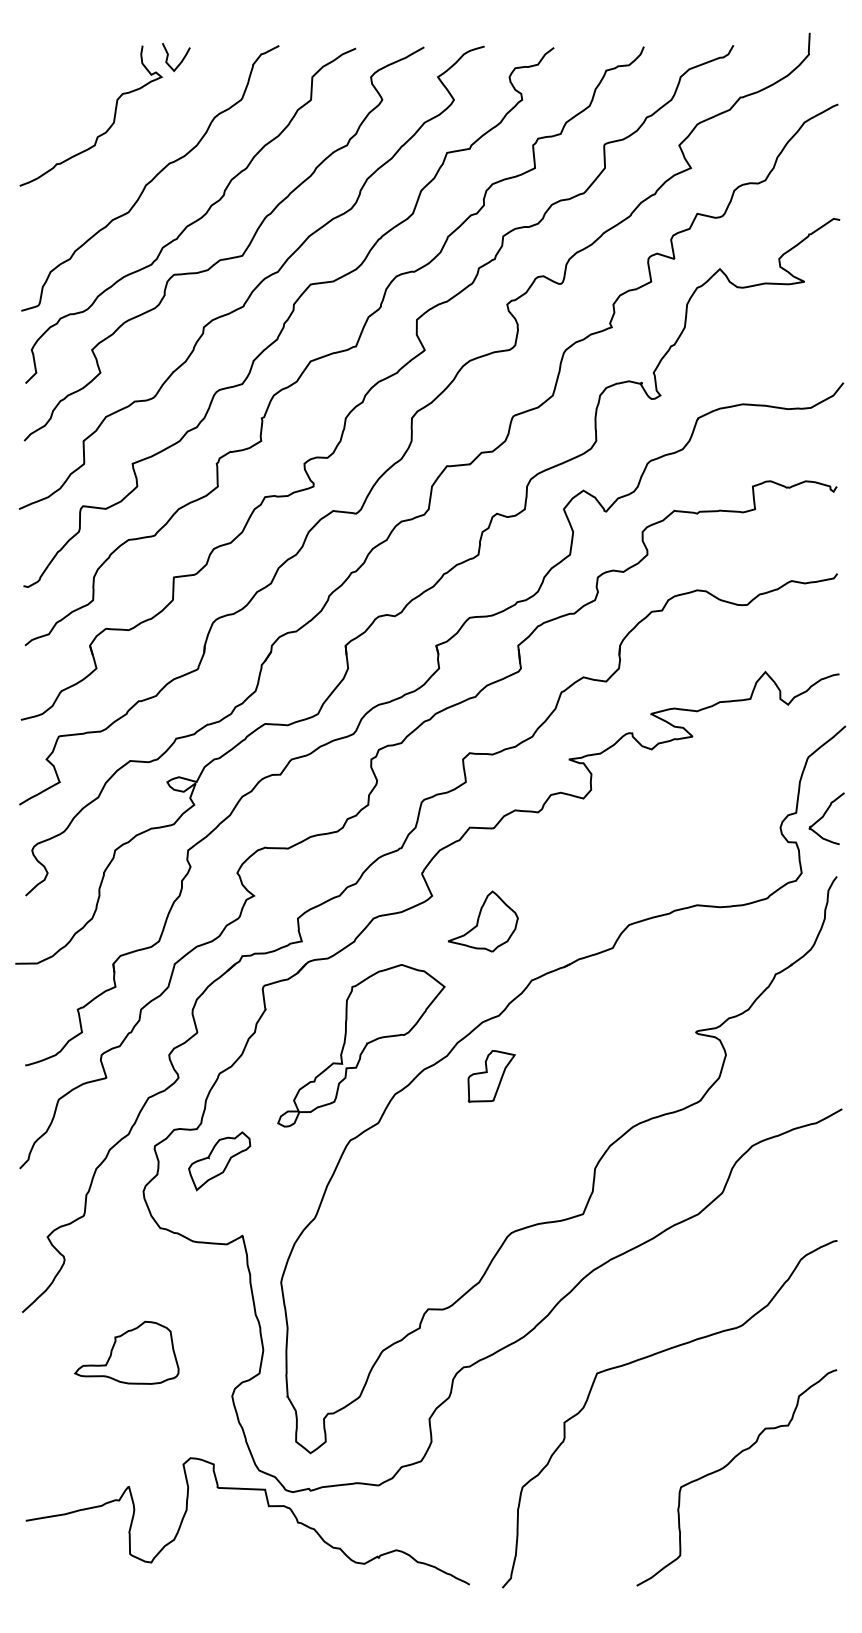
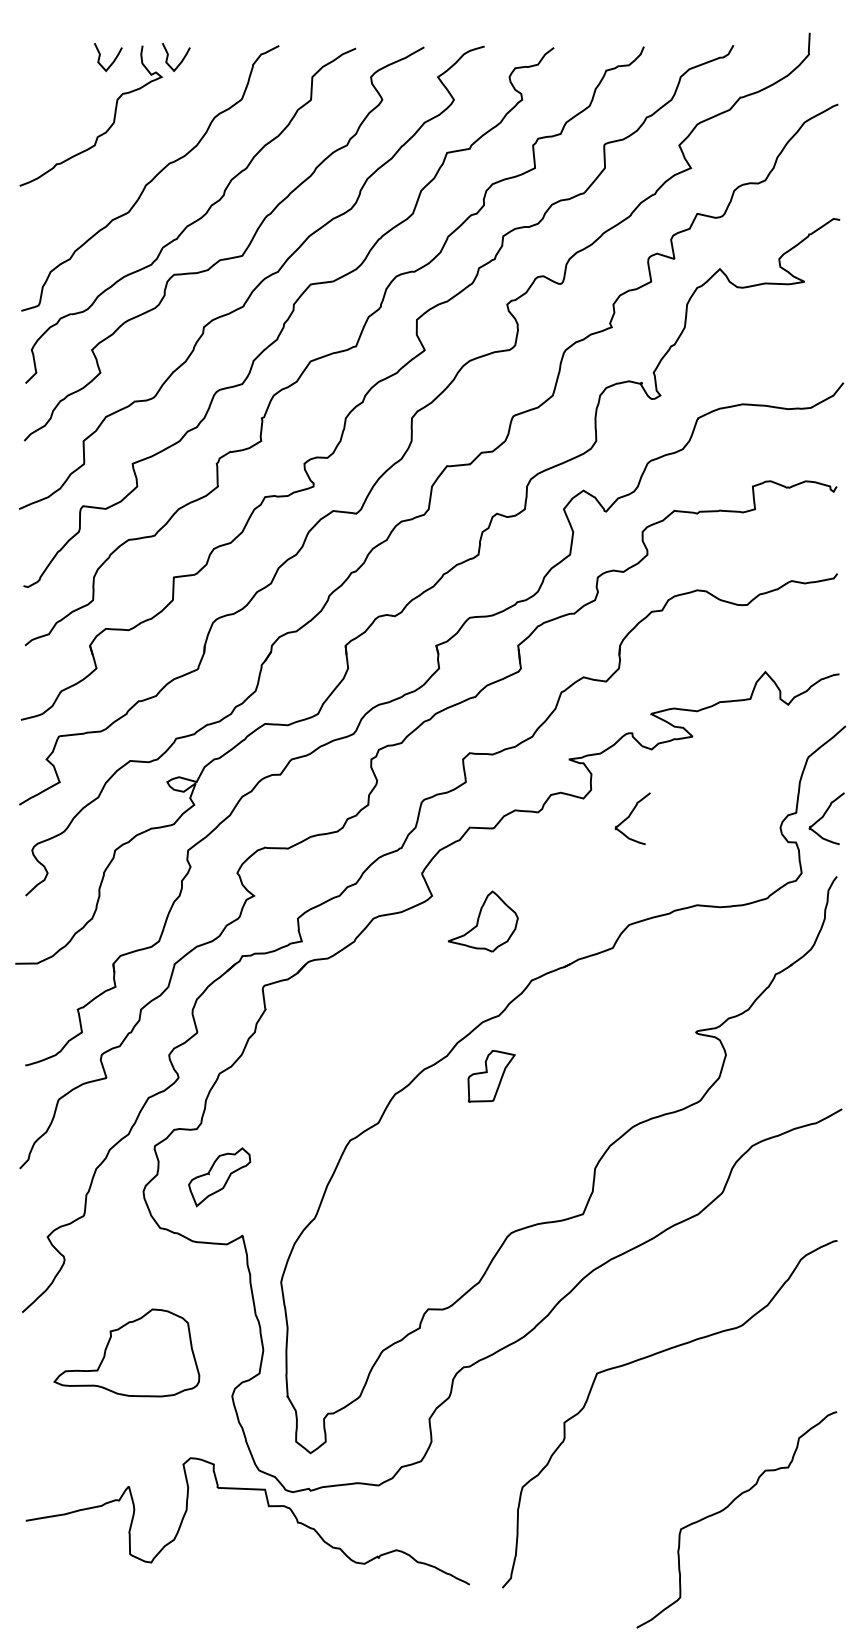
curve: none -> present (112, 61)
curve: none -> present (630, 816)
part: present -> none (361, 1045)
part position: (219, 1161) -> (219, 1177) (219, 1177)
part size: 106x65 px -> 148x90 px (126, 1352)
curve position: (728, 1465) -> (728, 1507) (728, 1507)
